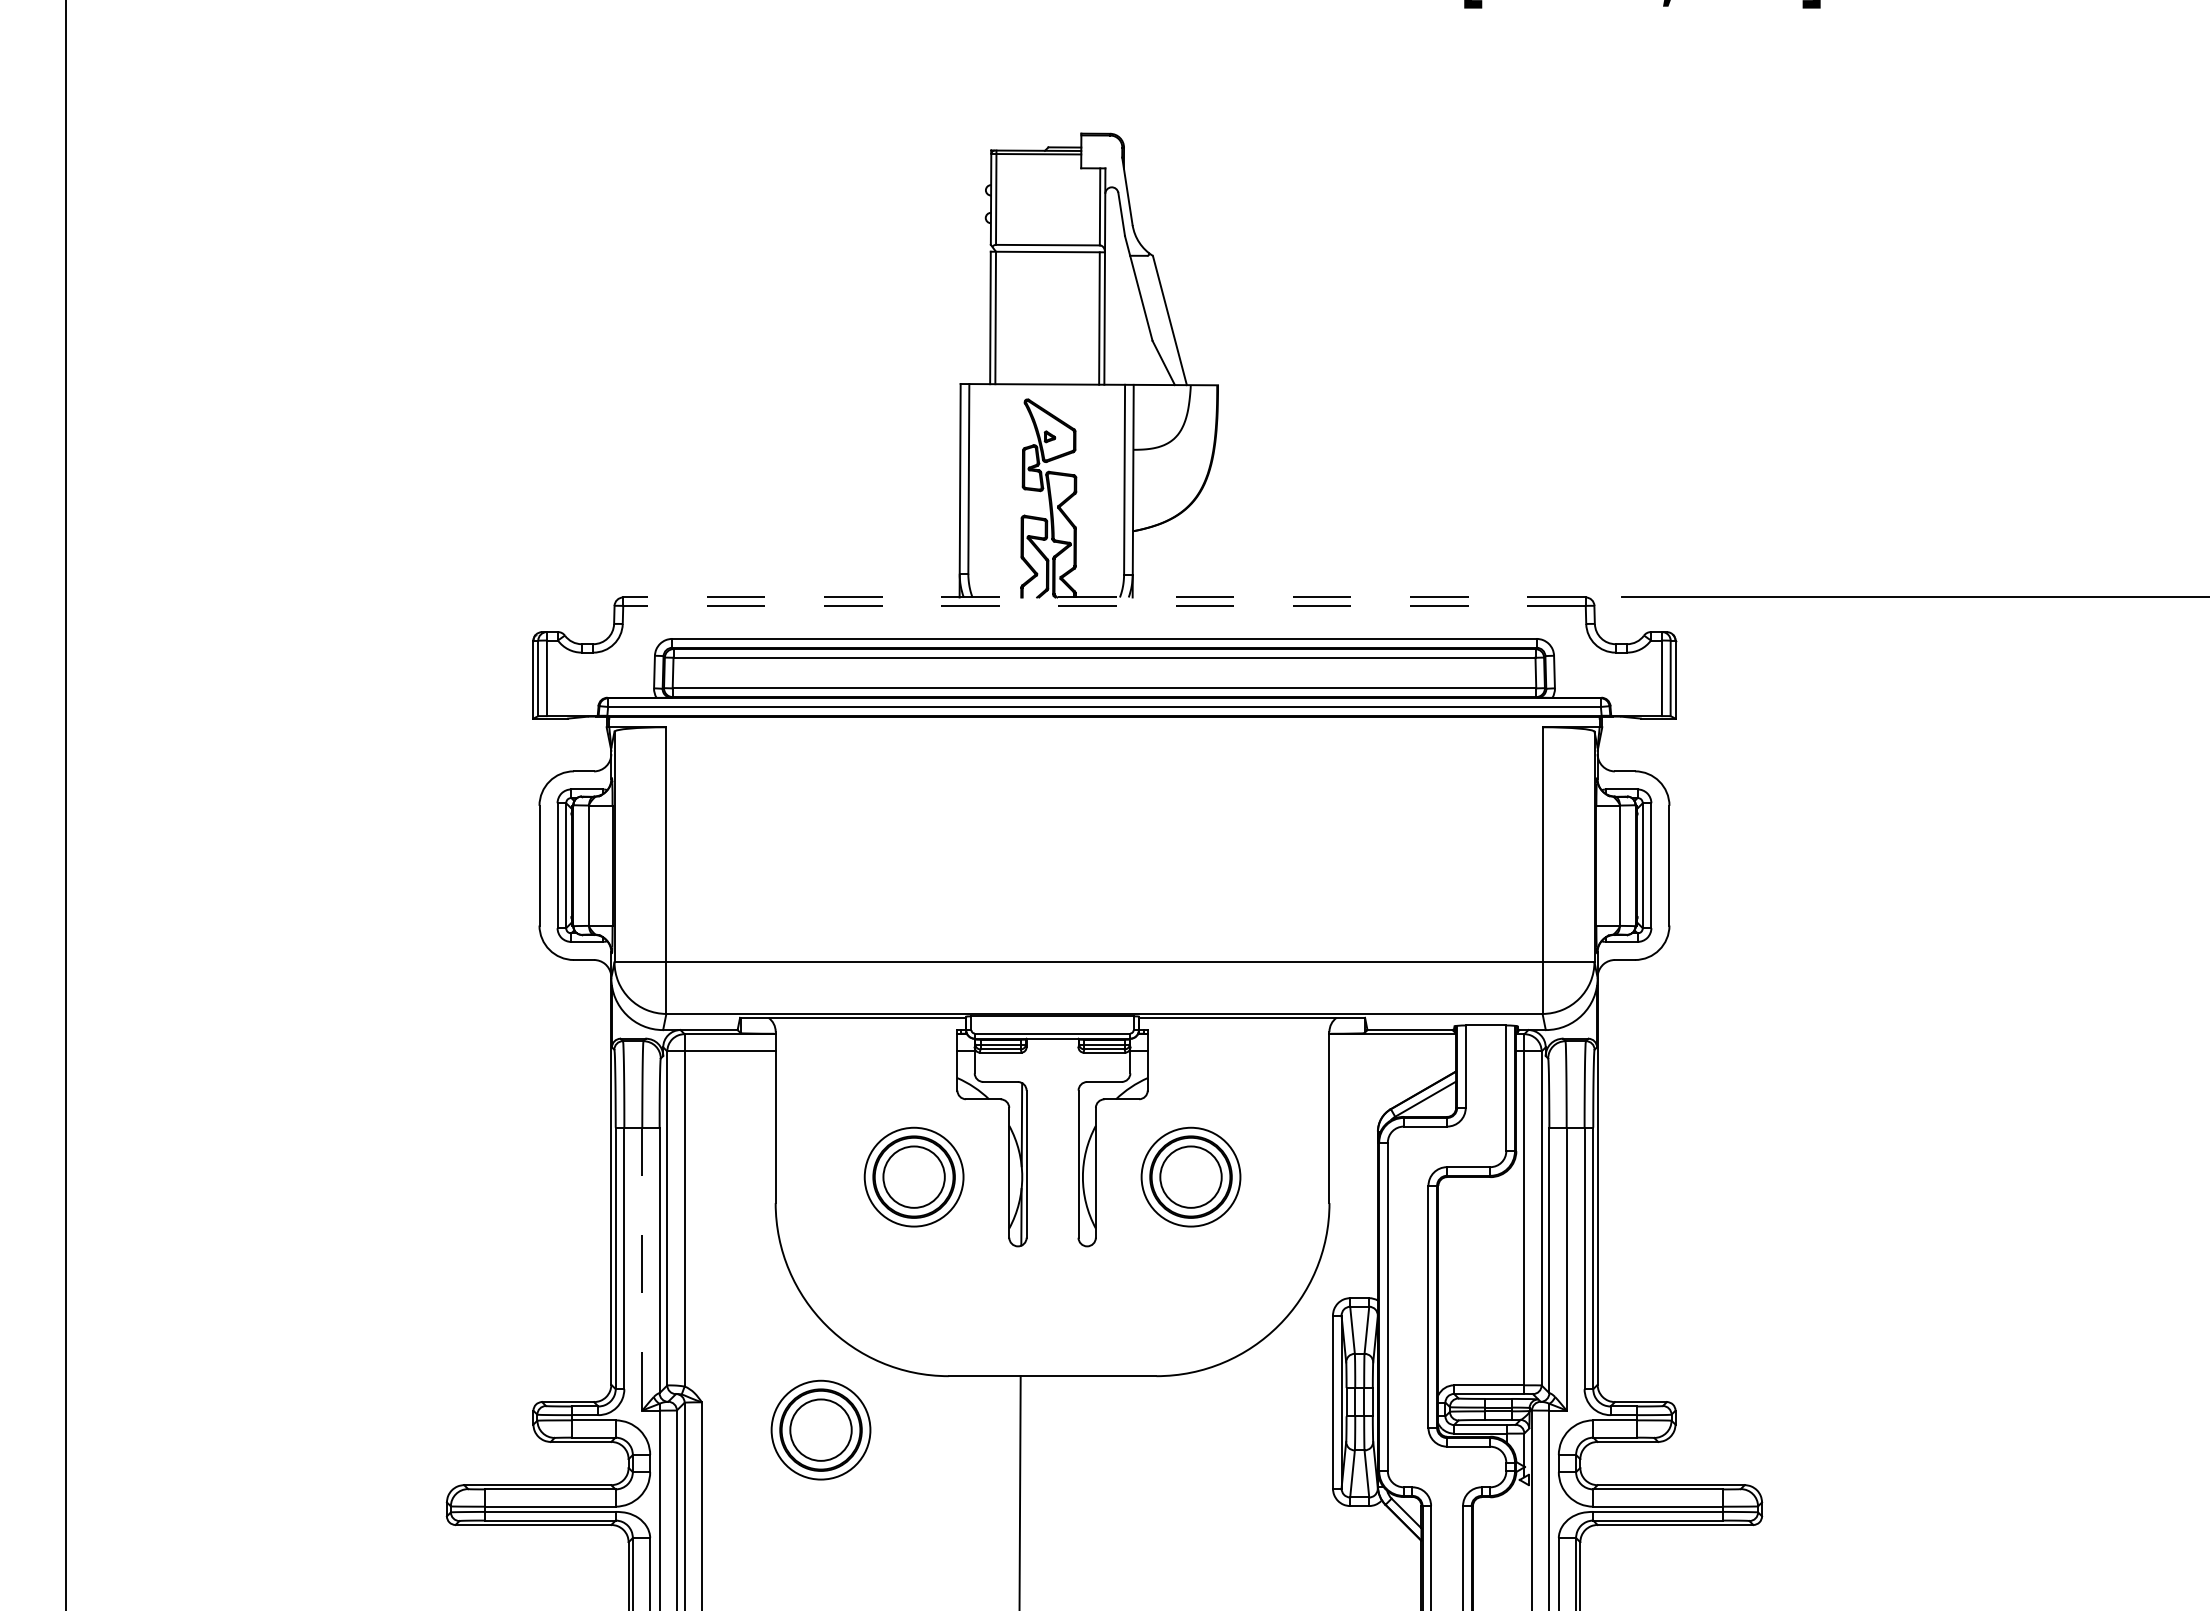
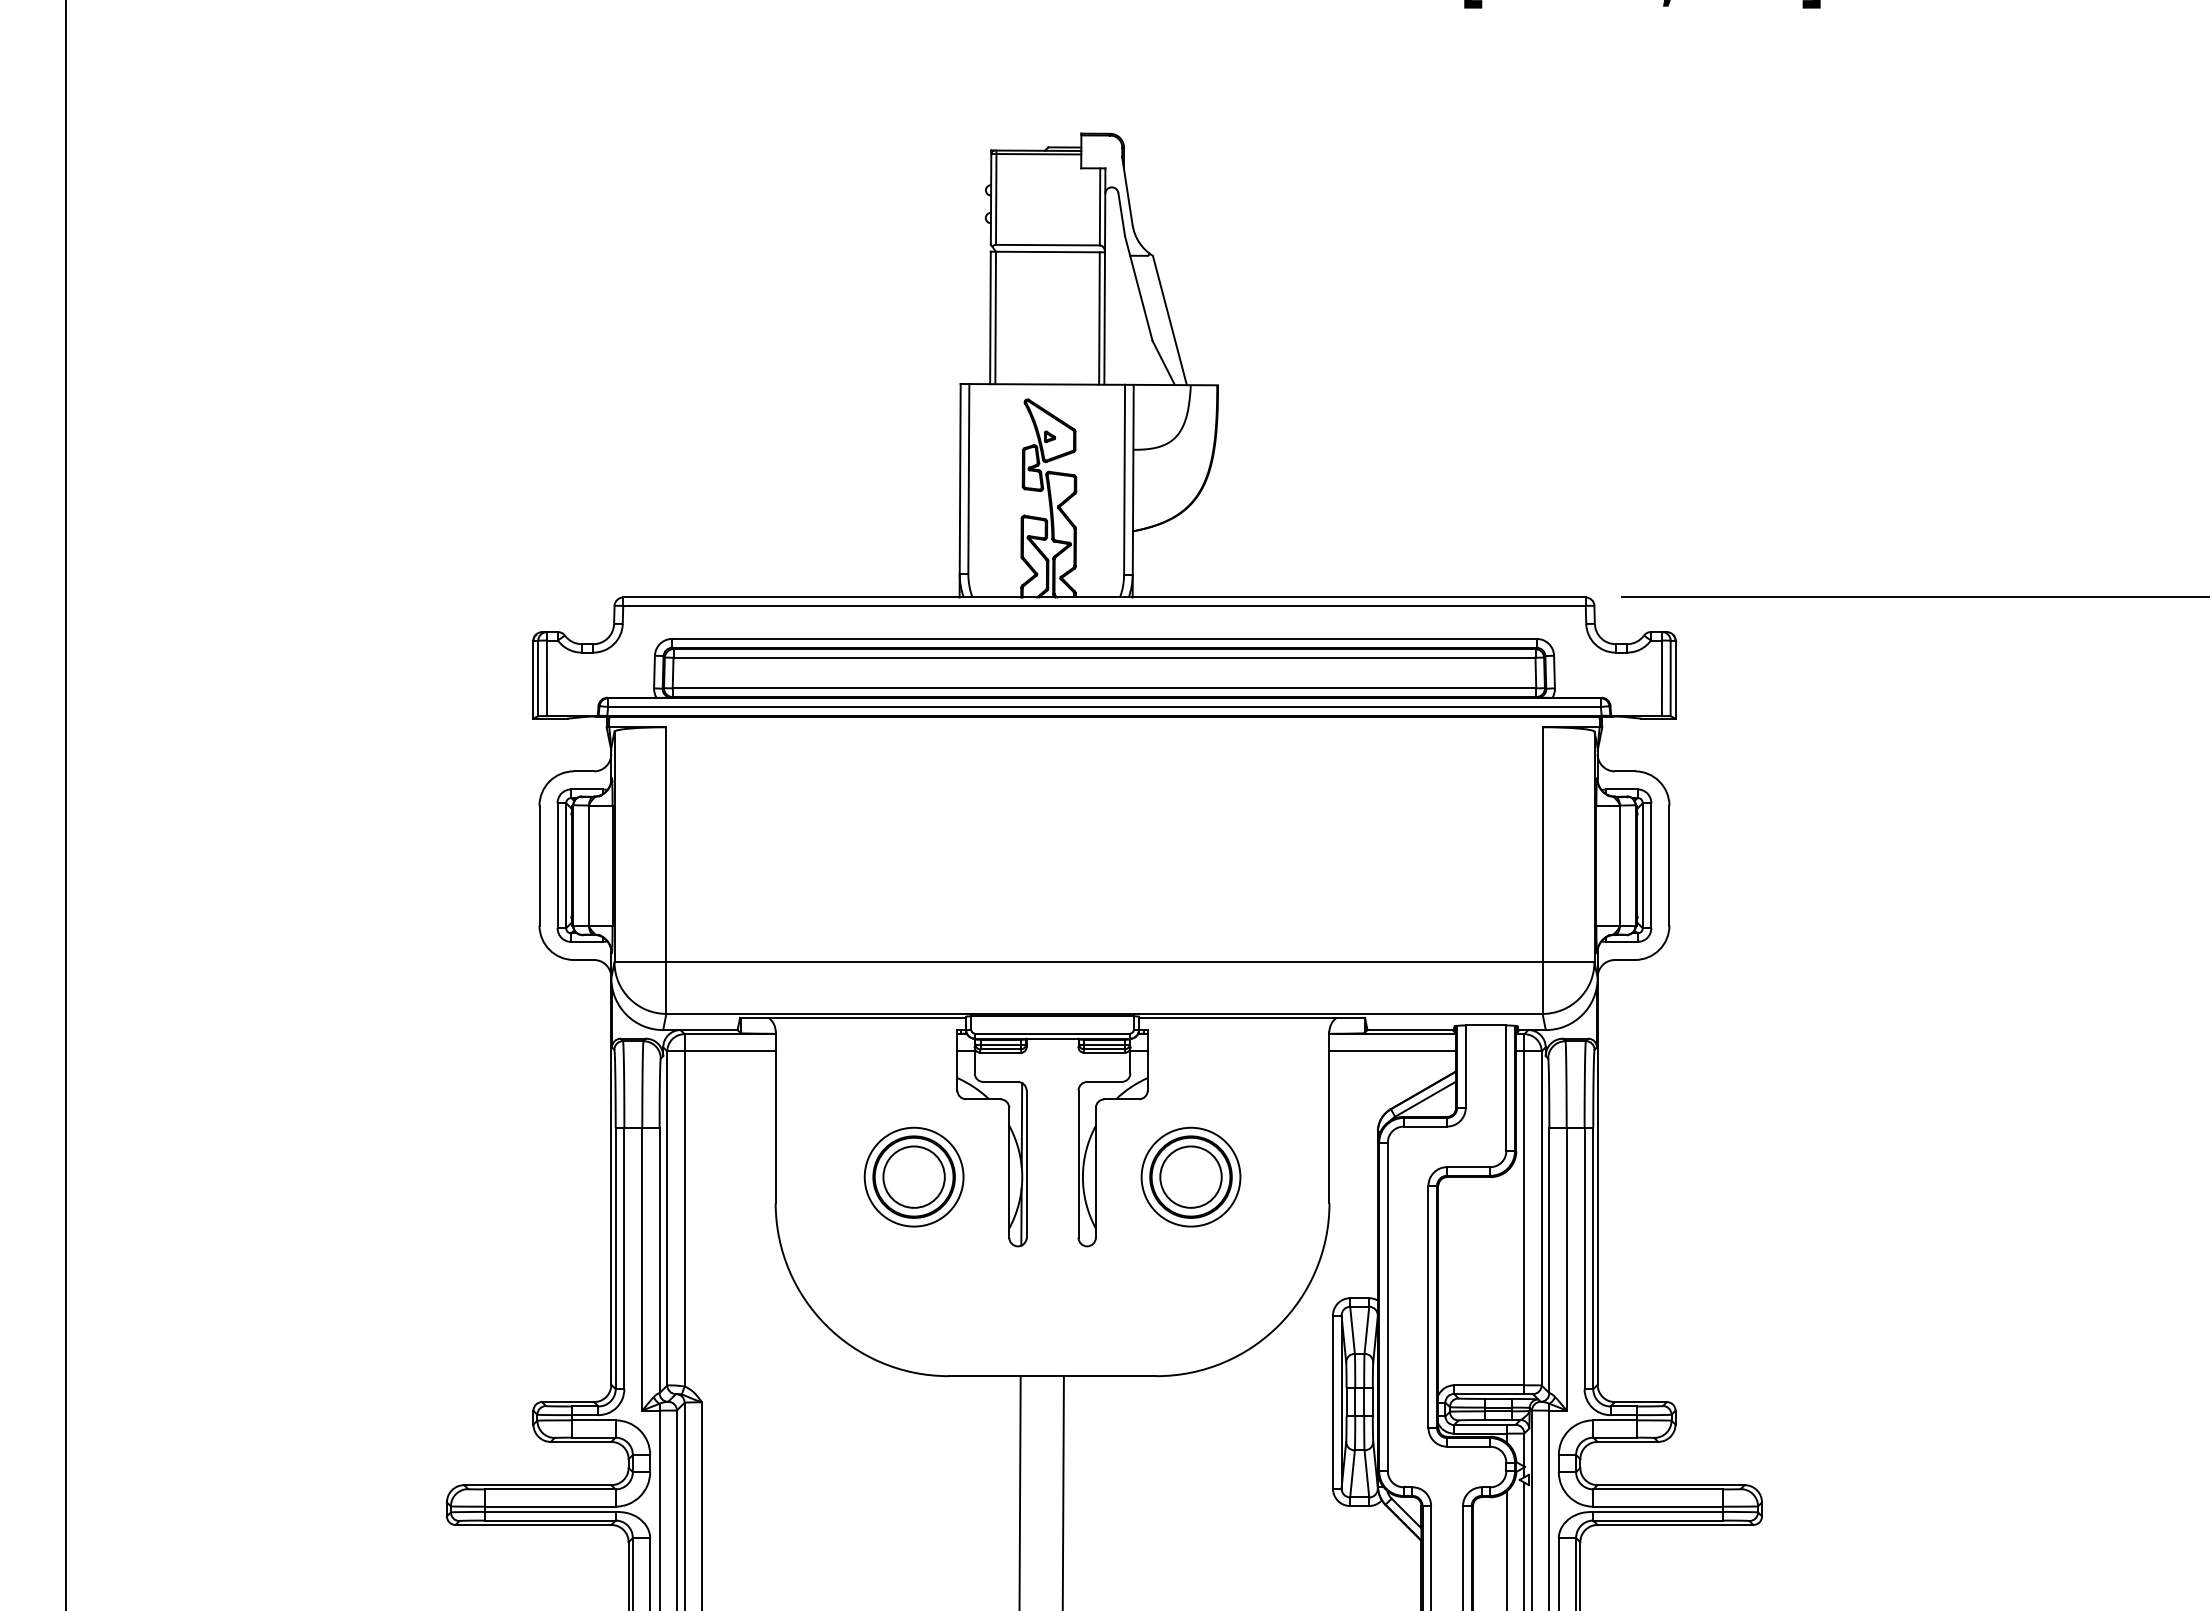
line: dashed -> solid (1104, 597)
line: dashed -> solid (1104, 605)
line: none -> present (1392, 1051)
line: dashed -> solid (642, 1268)
part: present -> none (820, 1429)
line: none -> present (1062, 1491)
line: none -> present (1524, 1544)
line: none -> present (1507, 1549)
